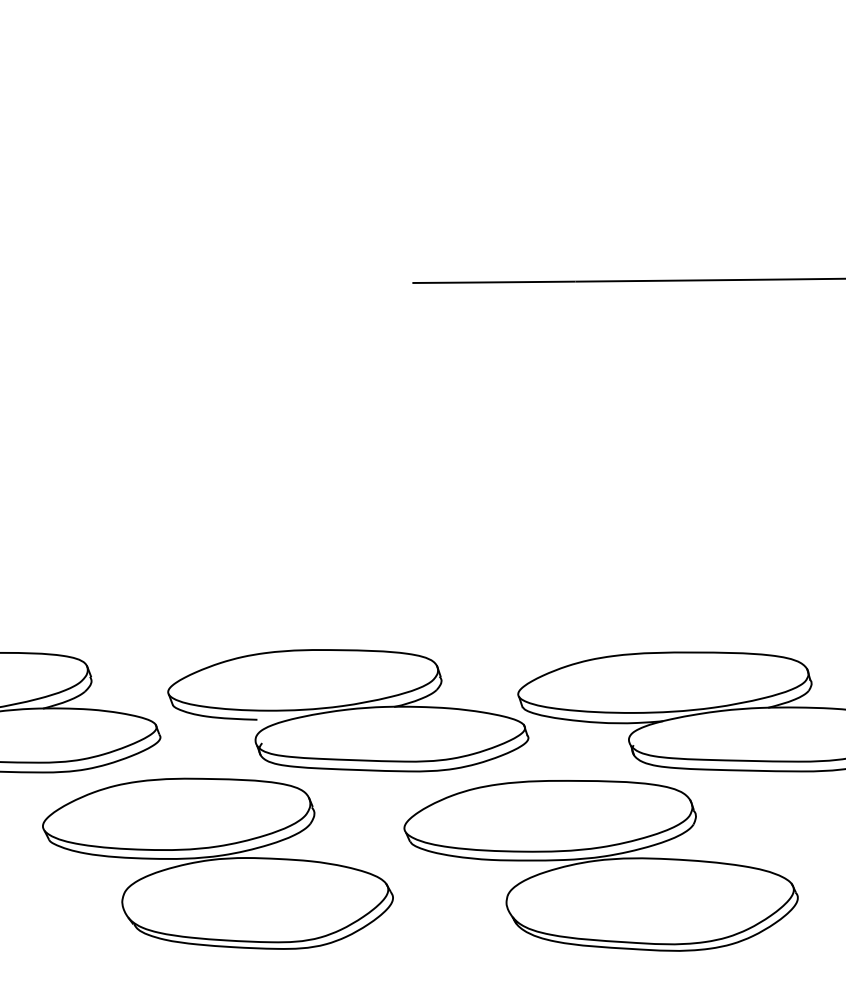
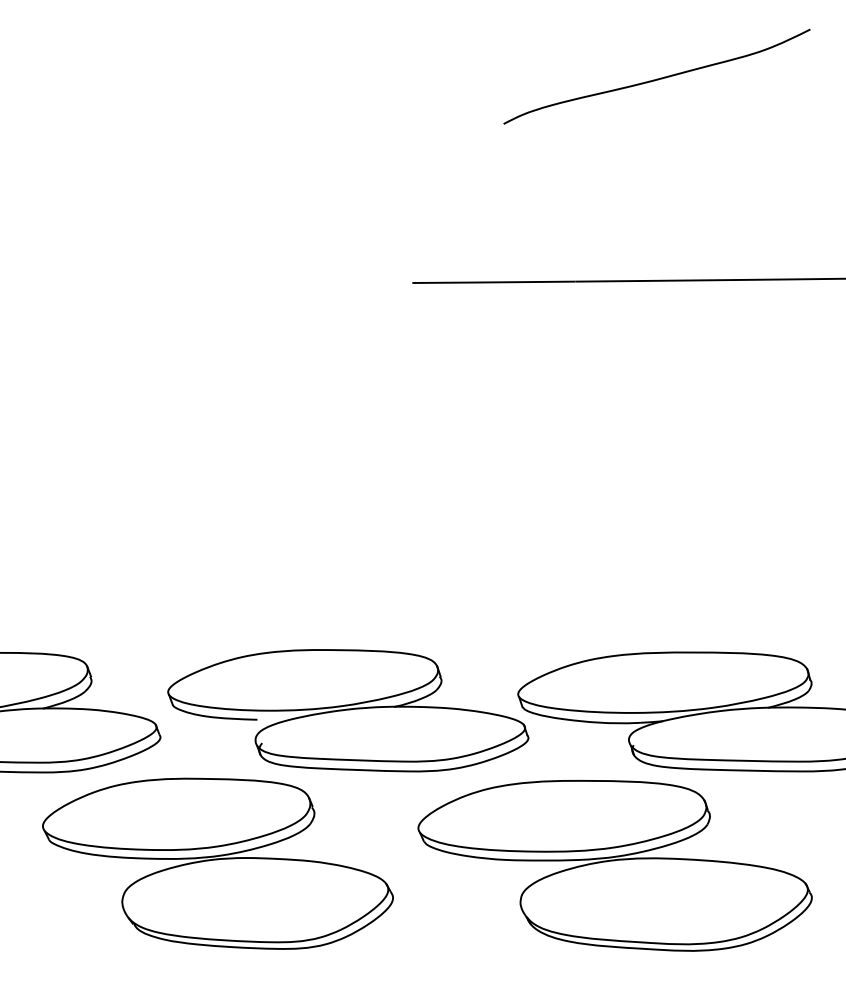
curve: none -> present (656, 78)
part position: (600, 865) -> (614, 865) (614, 865)
